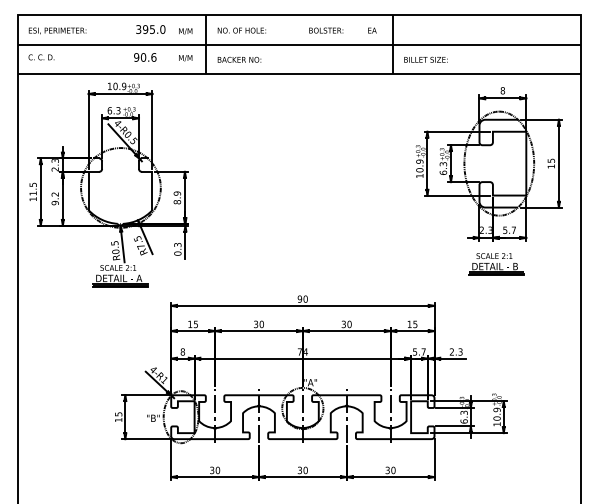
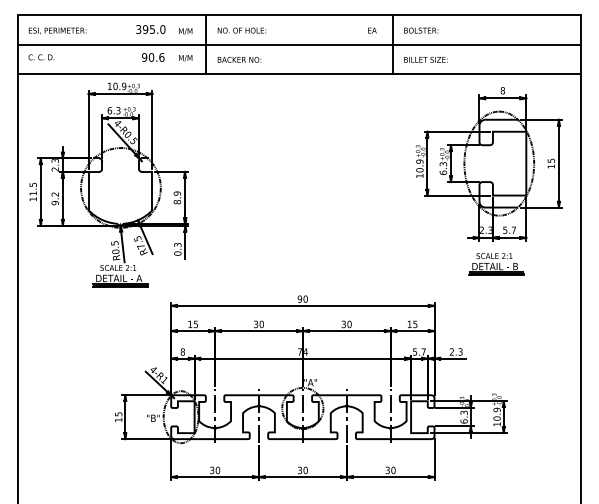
text position: (326, 30) -> (421, 30) (421, 30)
text position: (145, 57) -> (153, 57) (153, 57)
